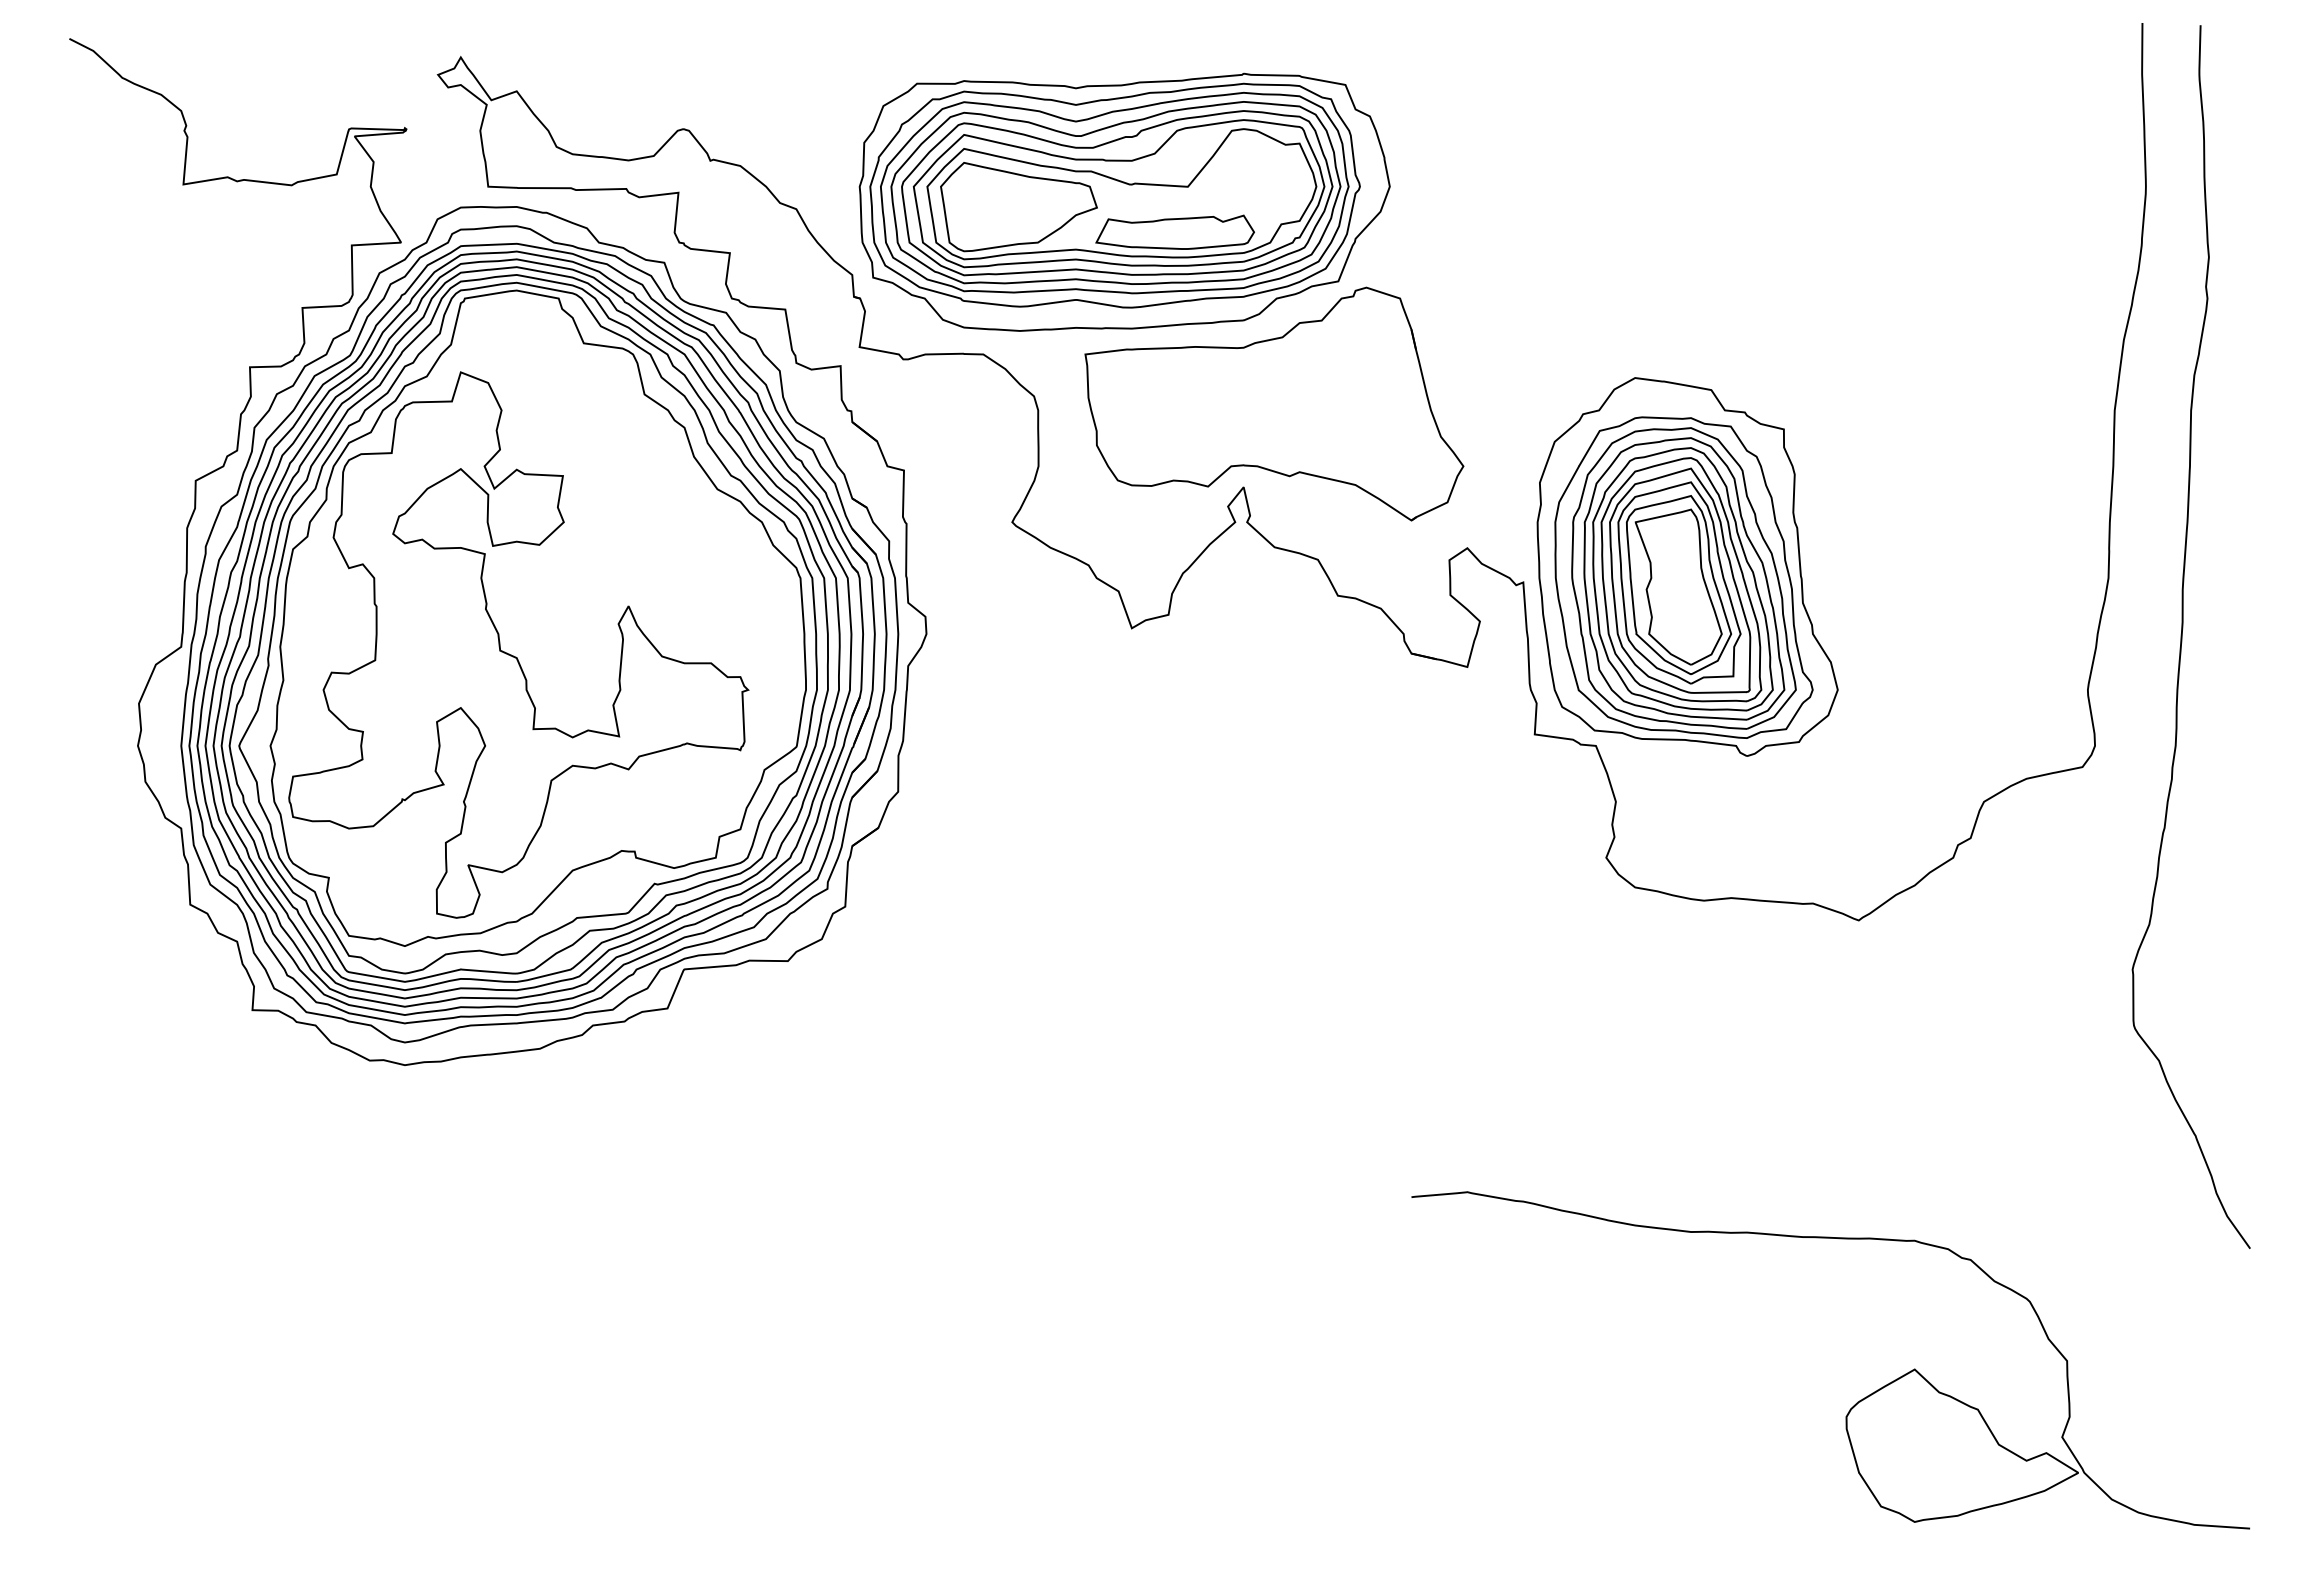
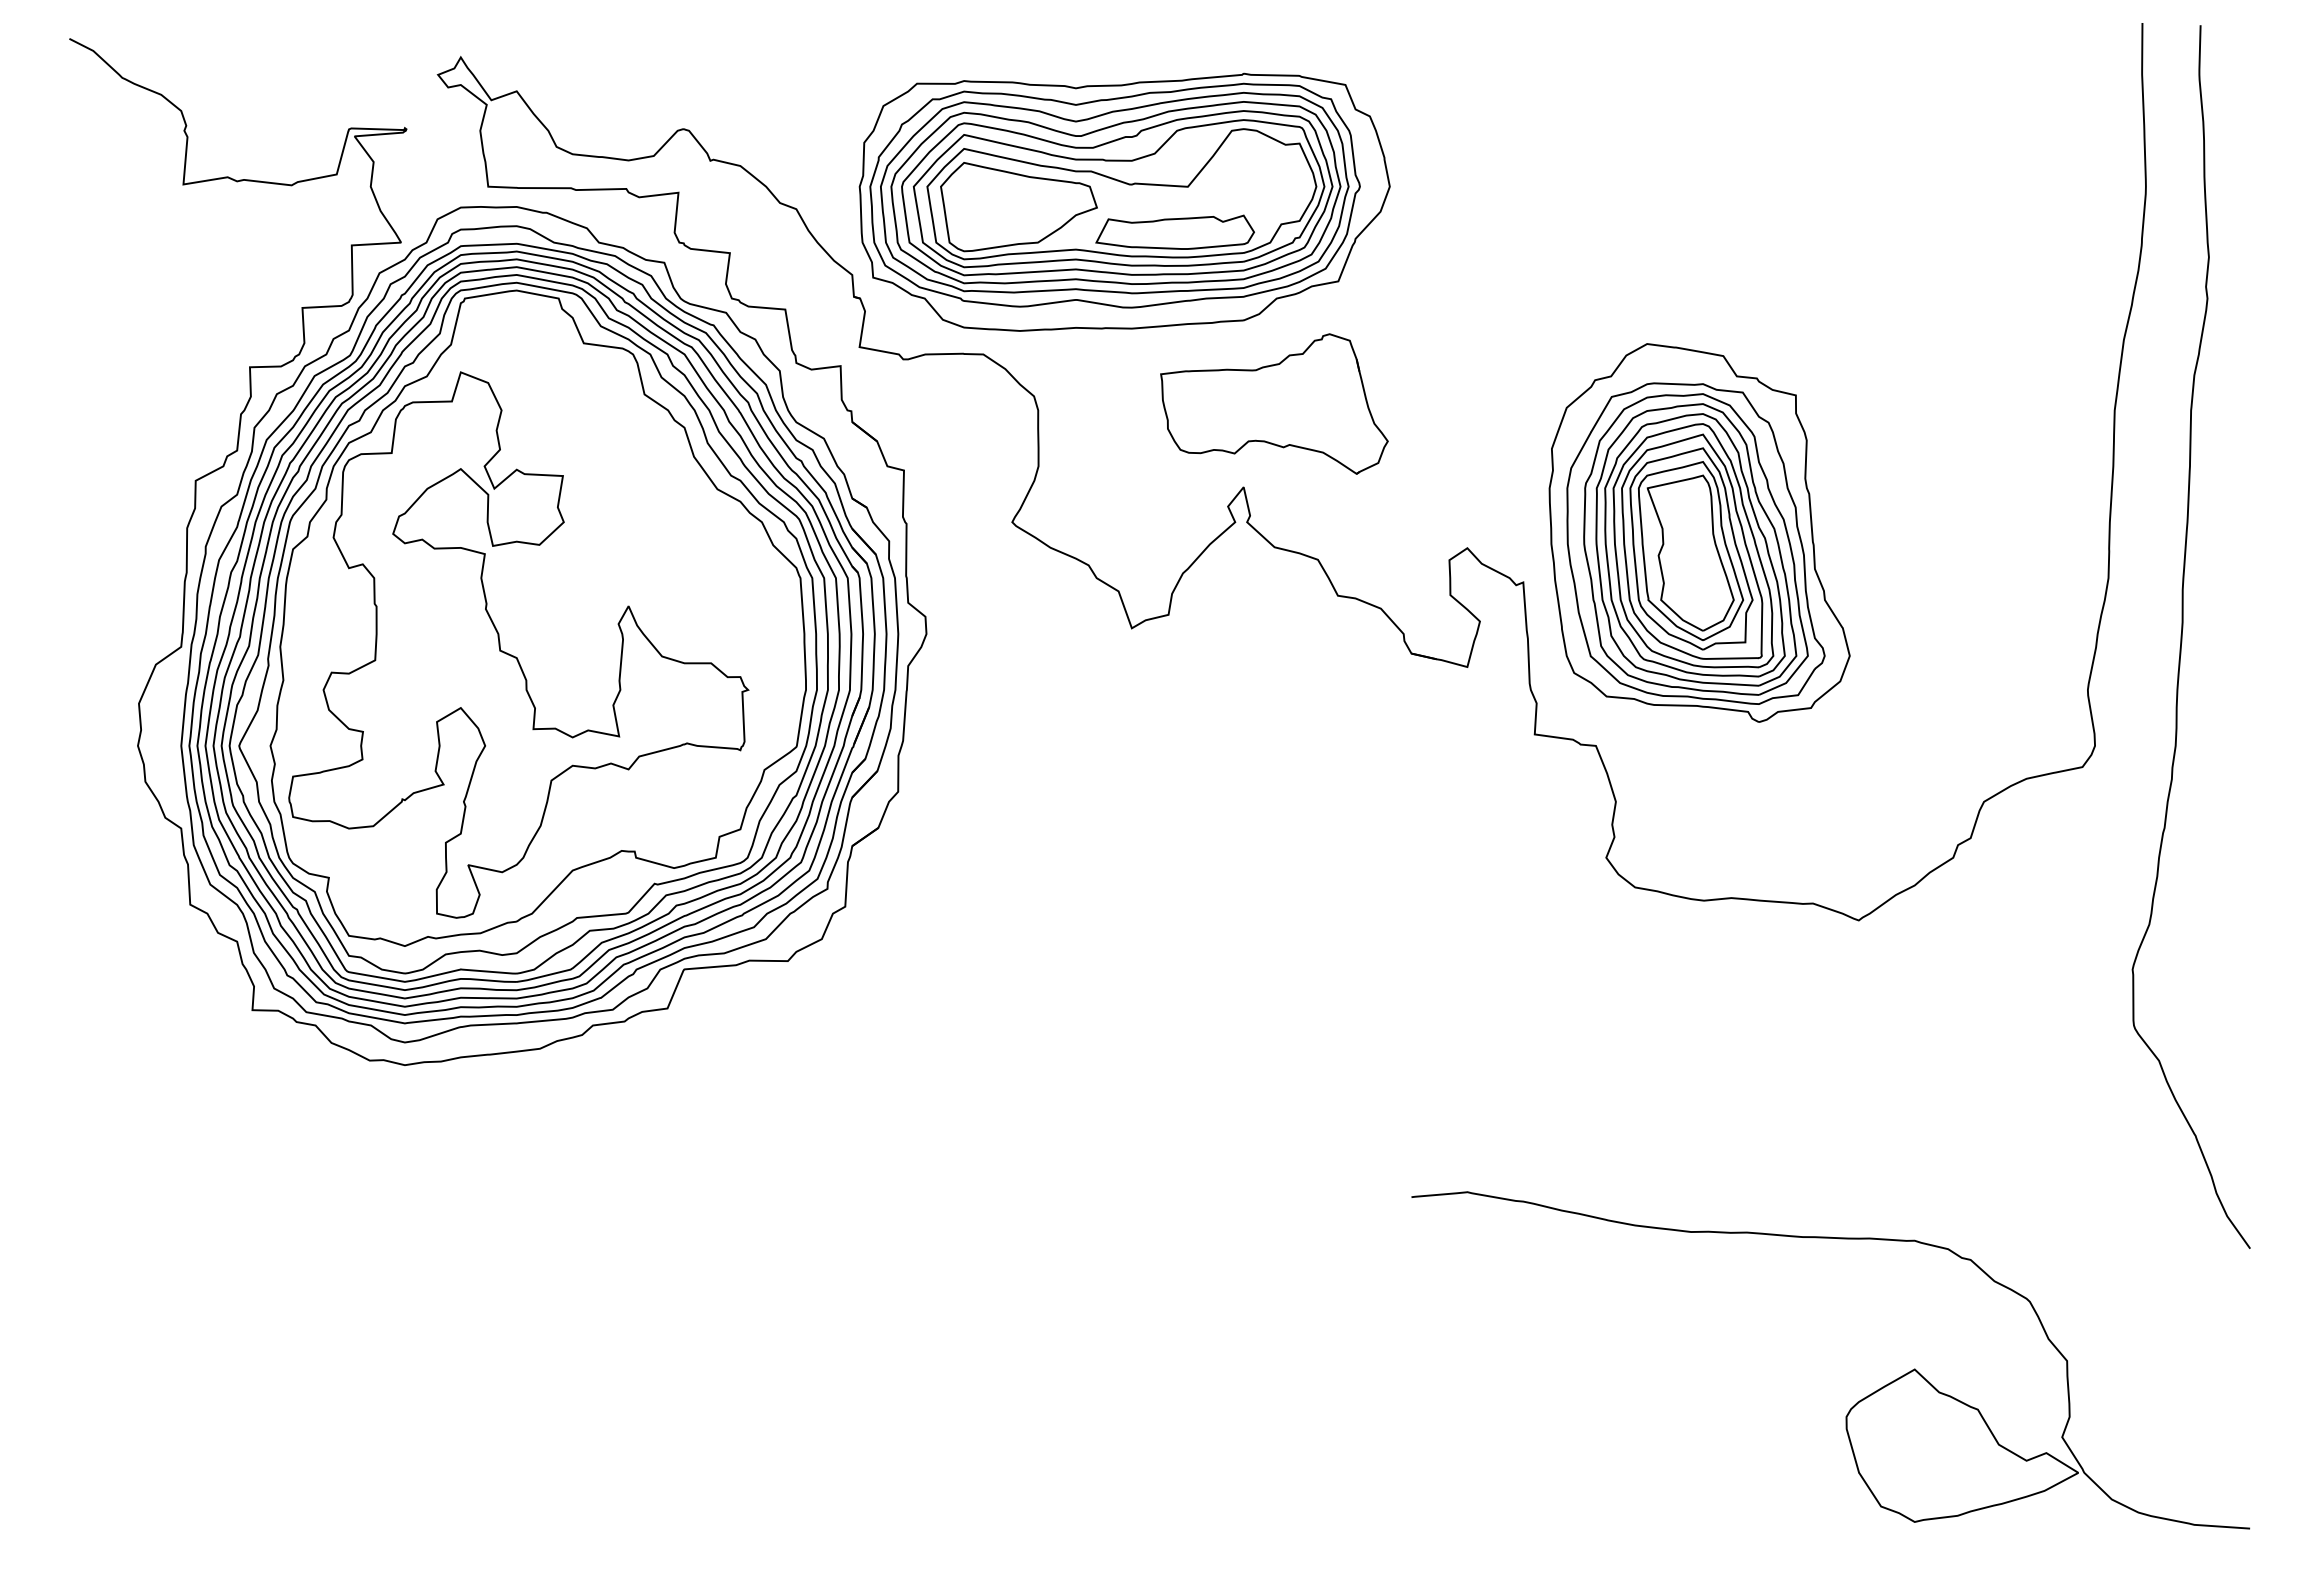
part size: 381x236 px -> 229x142 px (1274, 403)
part position: (1687, 566) -> (1699, 532) (1699, 532)
